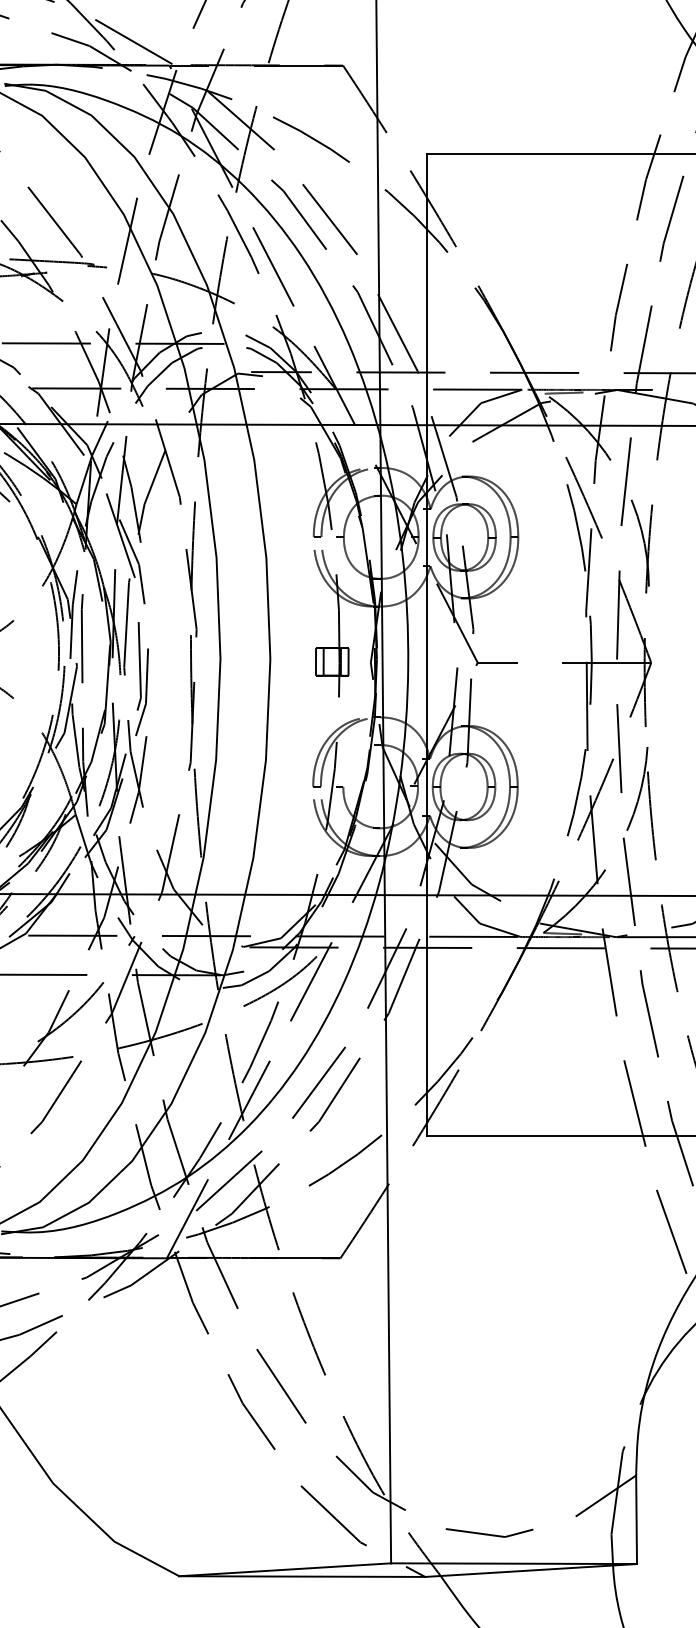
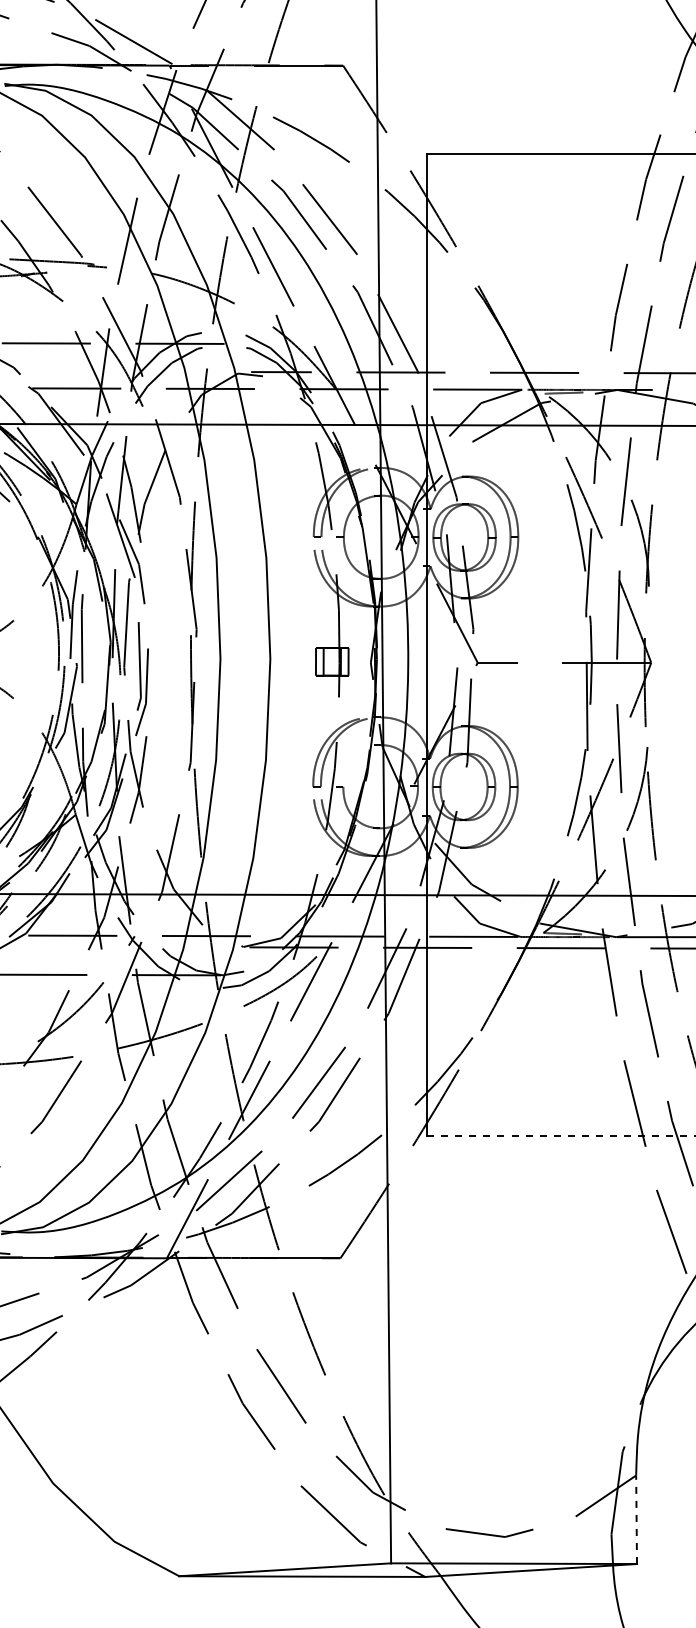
line: solid -> dashed (561, 1136)
line: solid -> dashed (636, 1519)
